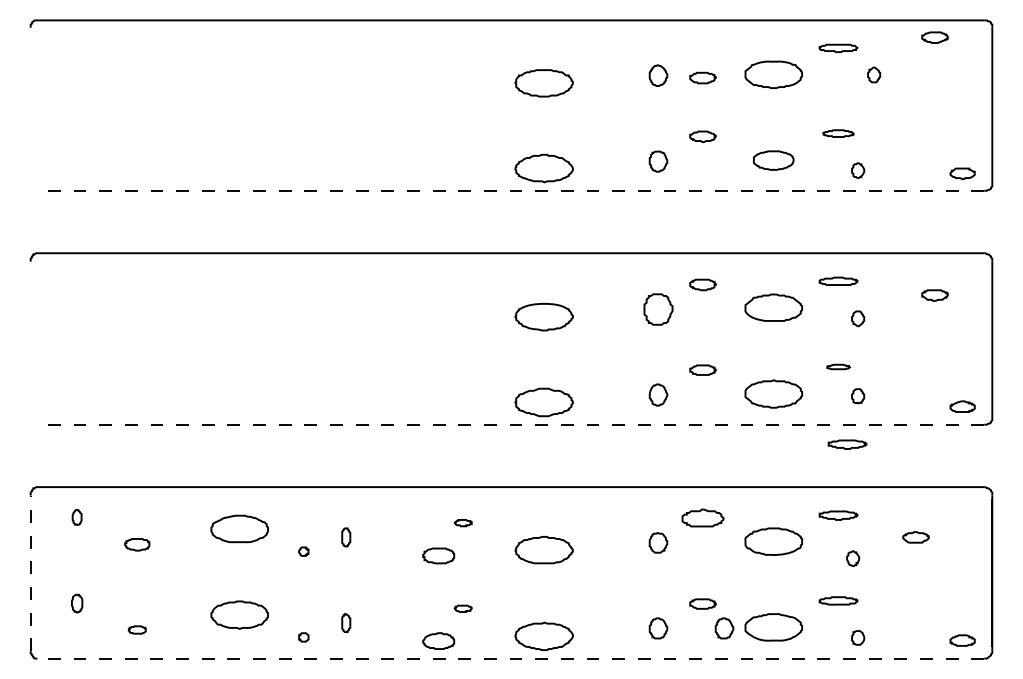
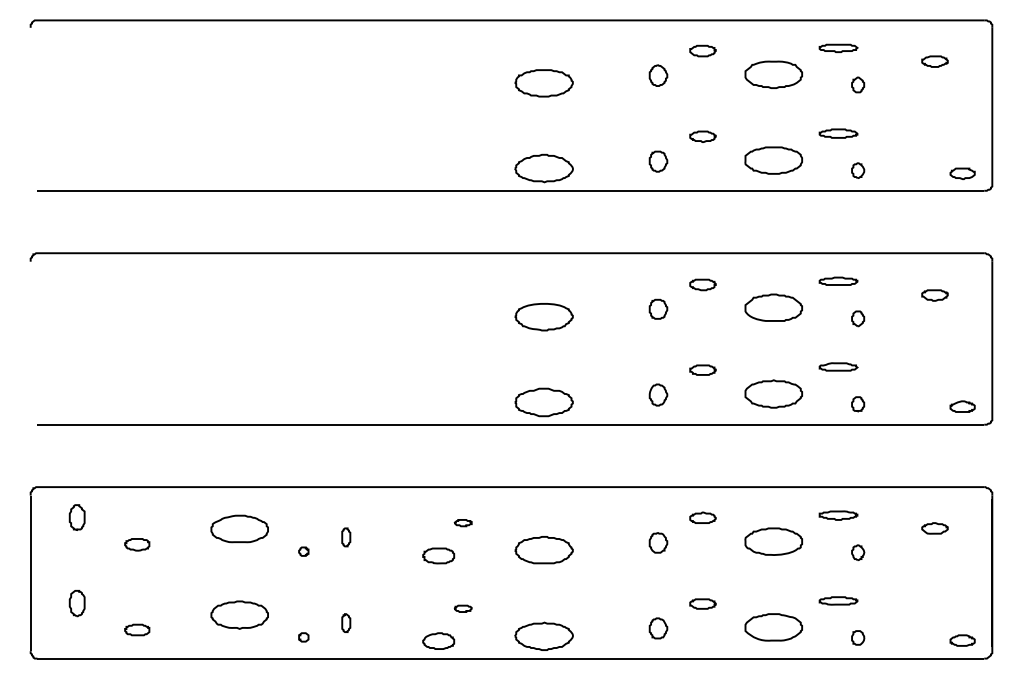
part position: (934, 37) -> (934, 61) (934, 61)
part position: (874, 74) -> (858, 84) (858, 84)
part position: (702, 77) -> (702, 50) (702, 50)
part size: 33x9 px -> 41x11 px (838, 133)
part size: 42x21 px -> 59x29 px (773, 160)
line: dashed -> solid (510, 190)
part size: 31x33 px -> 21x22 px (658, 308)
part size: 26x8 px -> 41x10 px (838, 366)
part position: (858, 396) -> (858, 404) (858, 404)
line: dashed -> solid (510, 424)
part: present -> none (847, 444)
part size: 12x17 px -> 18x27 px (76, 517)
part size: 44x20 px -> 28x13 px (702, 517)
part position: (915, 537) -> (934, 528) (934, 528)
part position: (853, 558) -> (858, 552) (858, 552)
line: dashed -> solid (30, 573)
part size: 13x21 px -> 18x28 px (76, 603)
part: present -> none (724, 628)
part size: 20x10 px -> 27x14 px (137, 629)
line: dashed -> solid (510, 658)
